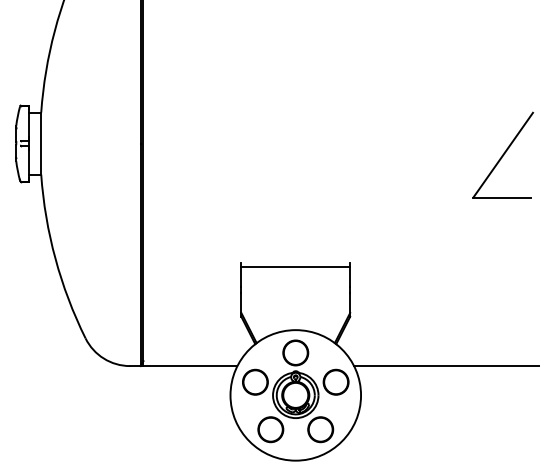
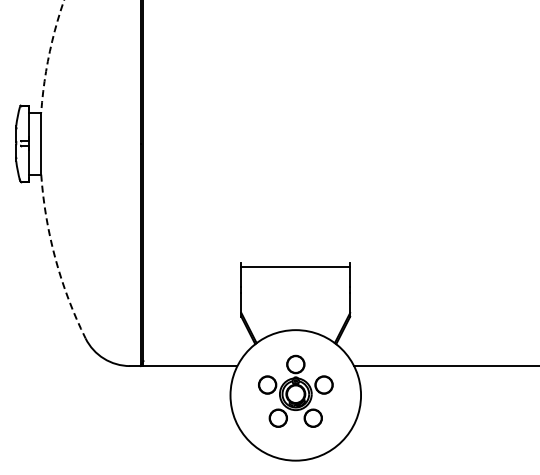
arc: solid -> dashed (49, 54)
part: present -> none (502, 154)
arc: solid -> dashed (55, 258)
part size: 108x105 px -> 76x74 px (295, 390)
